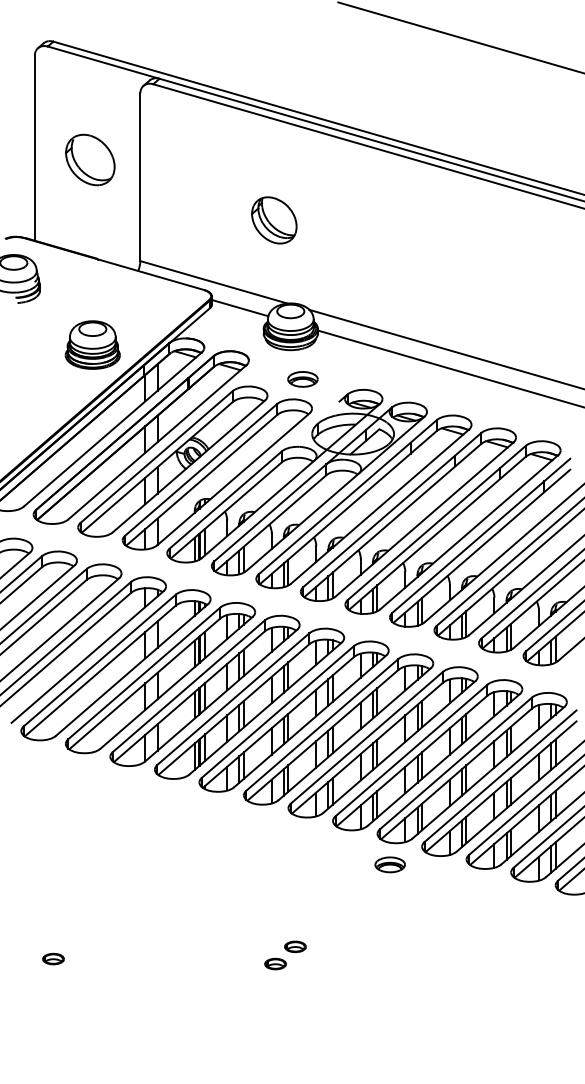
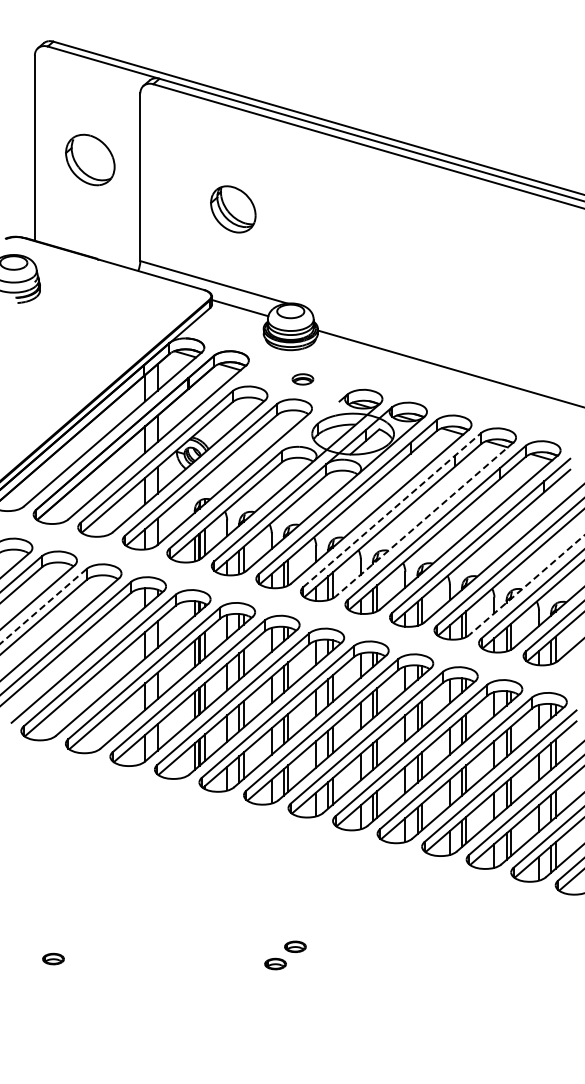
line: present -> none (459, 37)
part position: (274, 220) -> (233, 209) (233, 209)
part: present -> none (92, 344)
line: present -> none (445, 348)
part size: 32x17 px -> 24x13 px (302, 379)
line: solid -> dashed (392, 510)
line: solid -> dashed (424, 519)
line: solid -> dashed (526, 585)
line: solid -> dashed (43, 606)
part: present -> none (389, 864)
